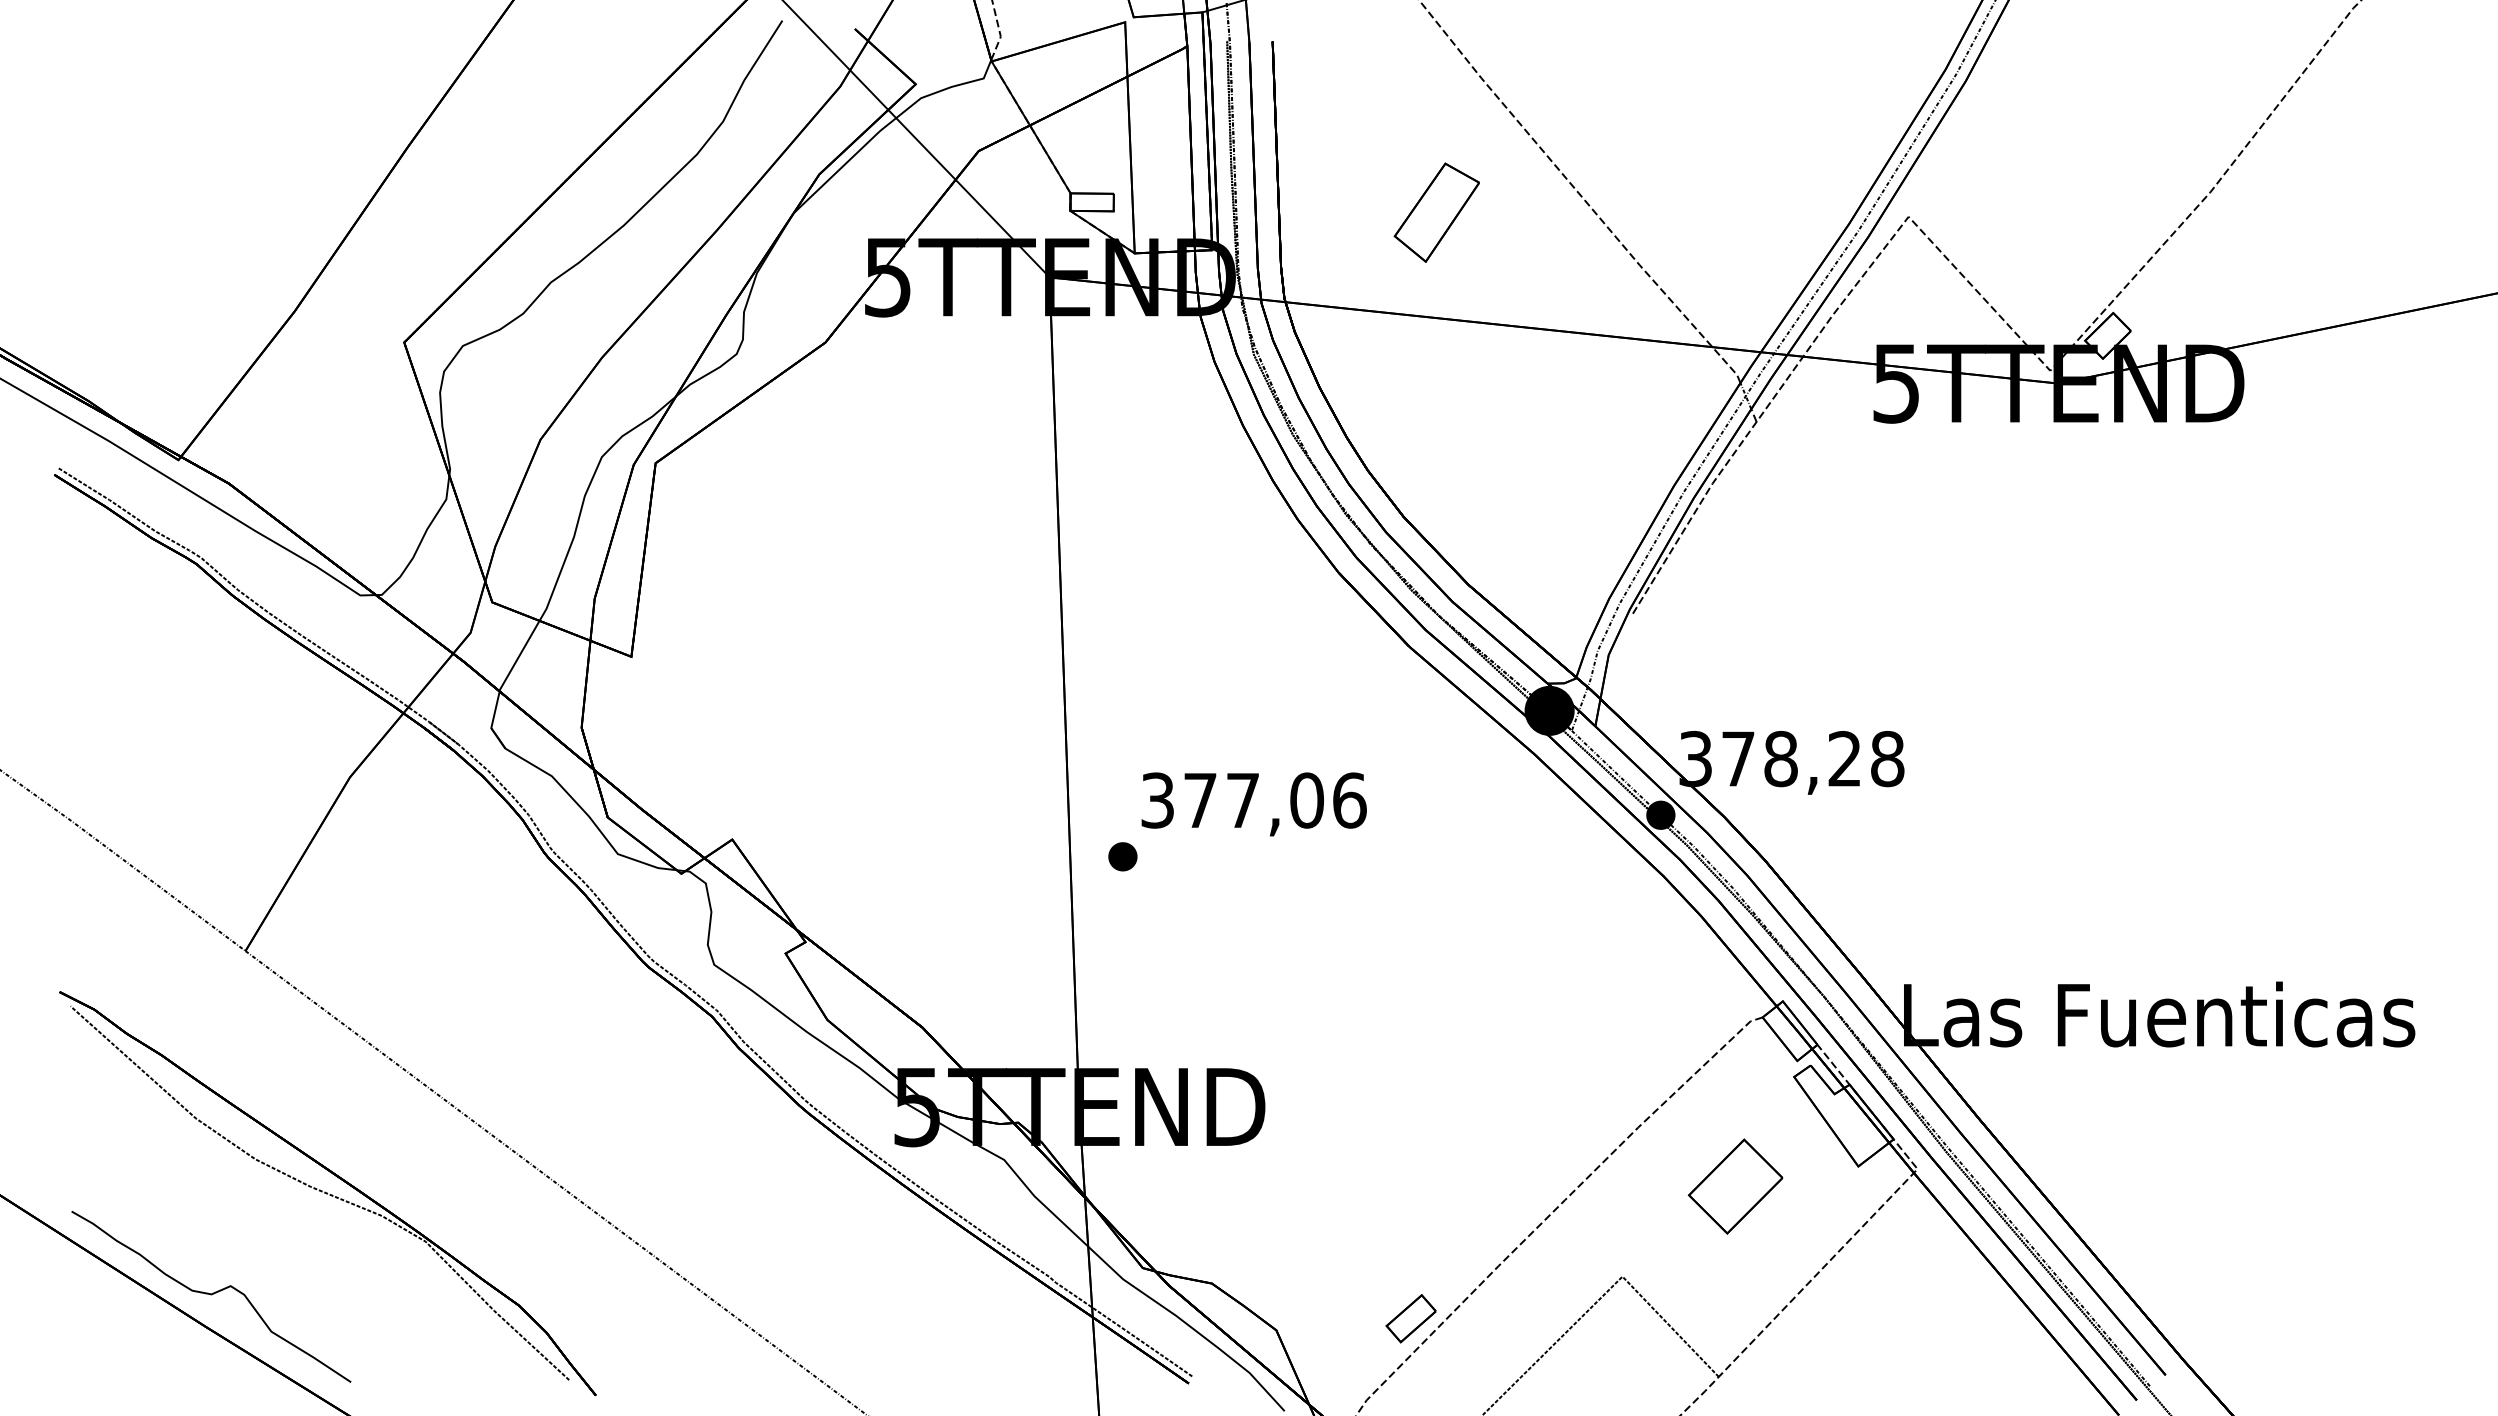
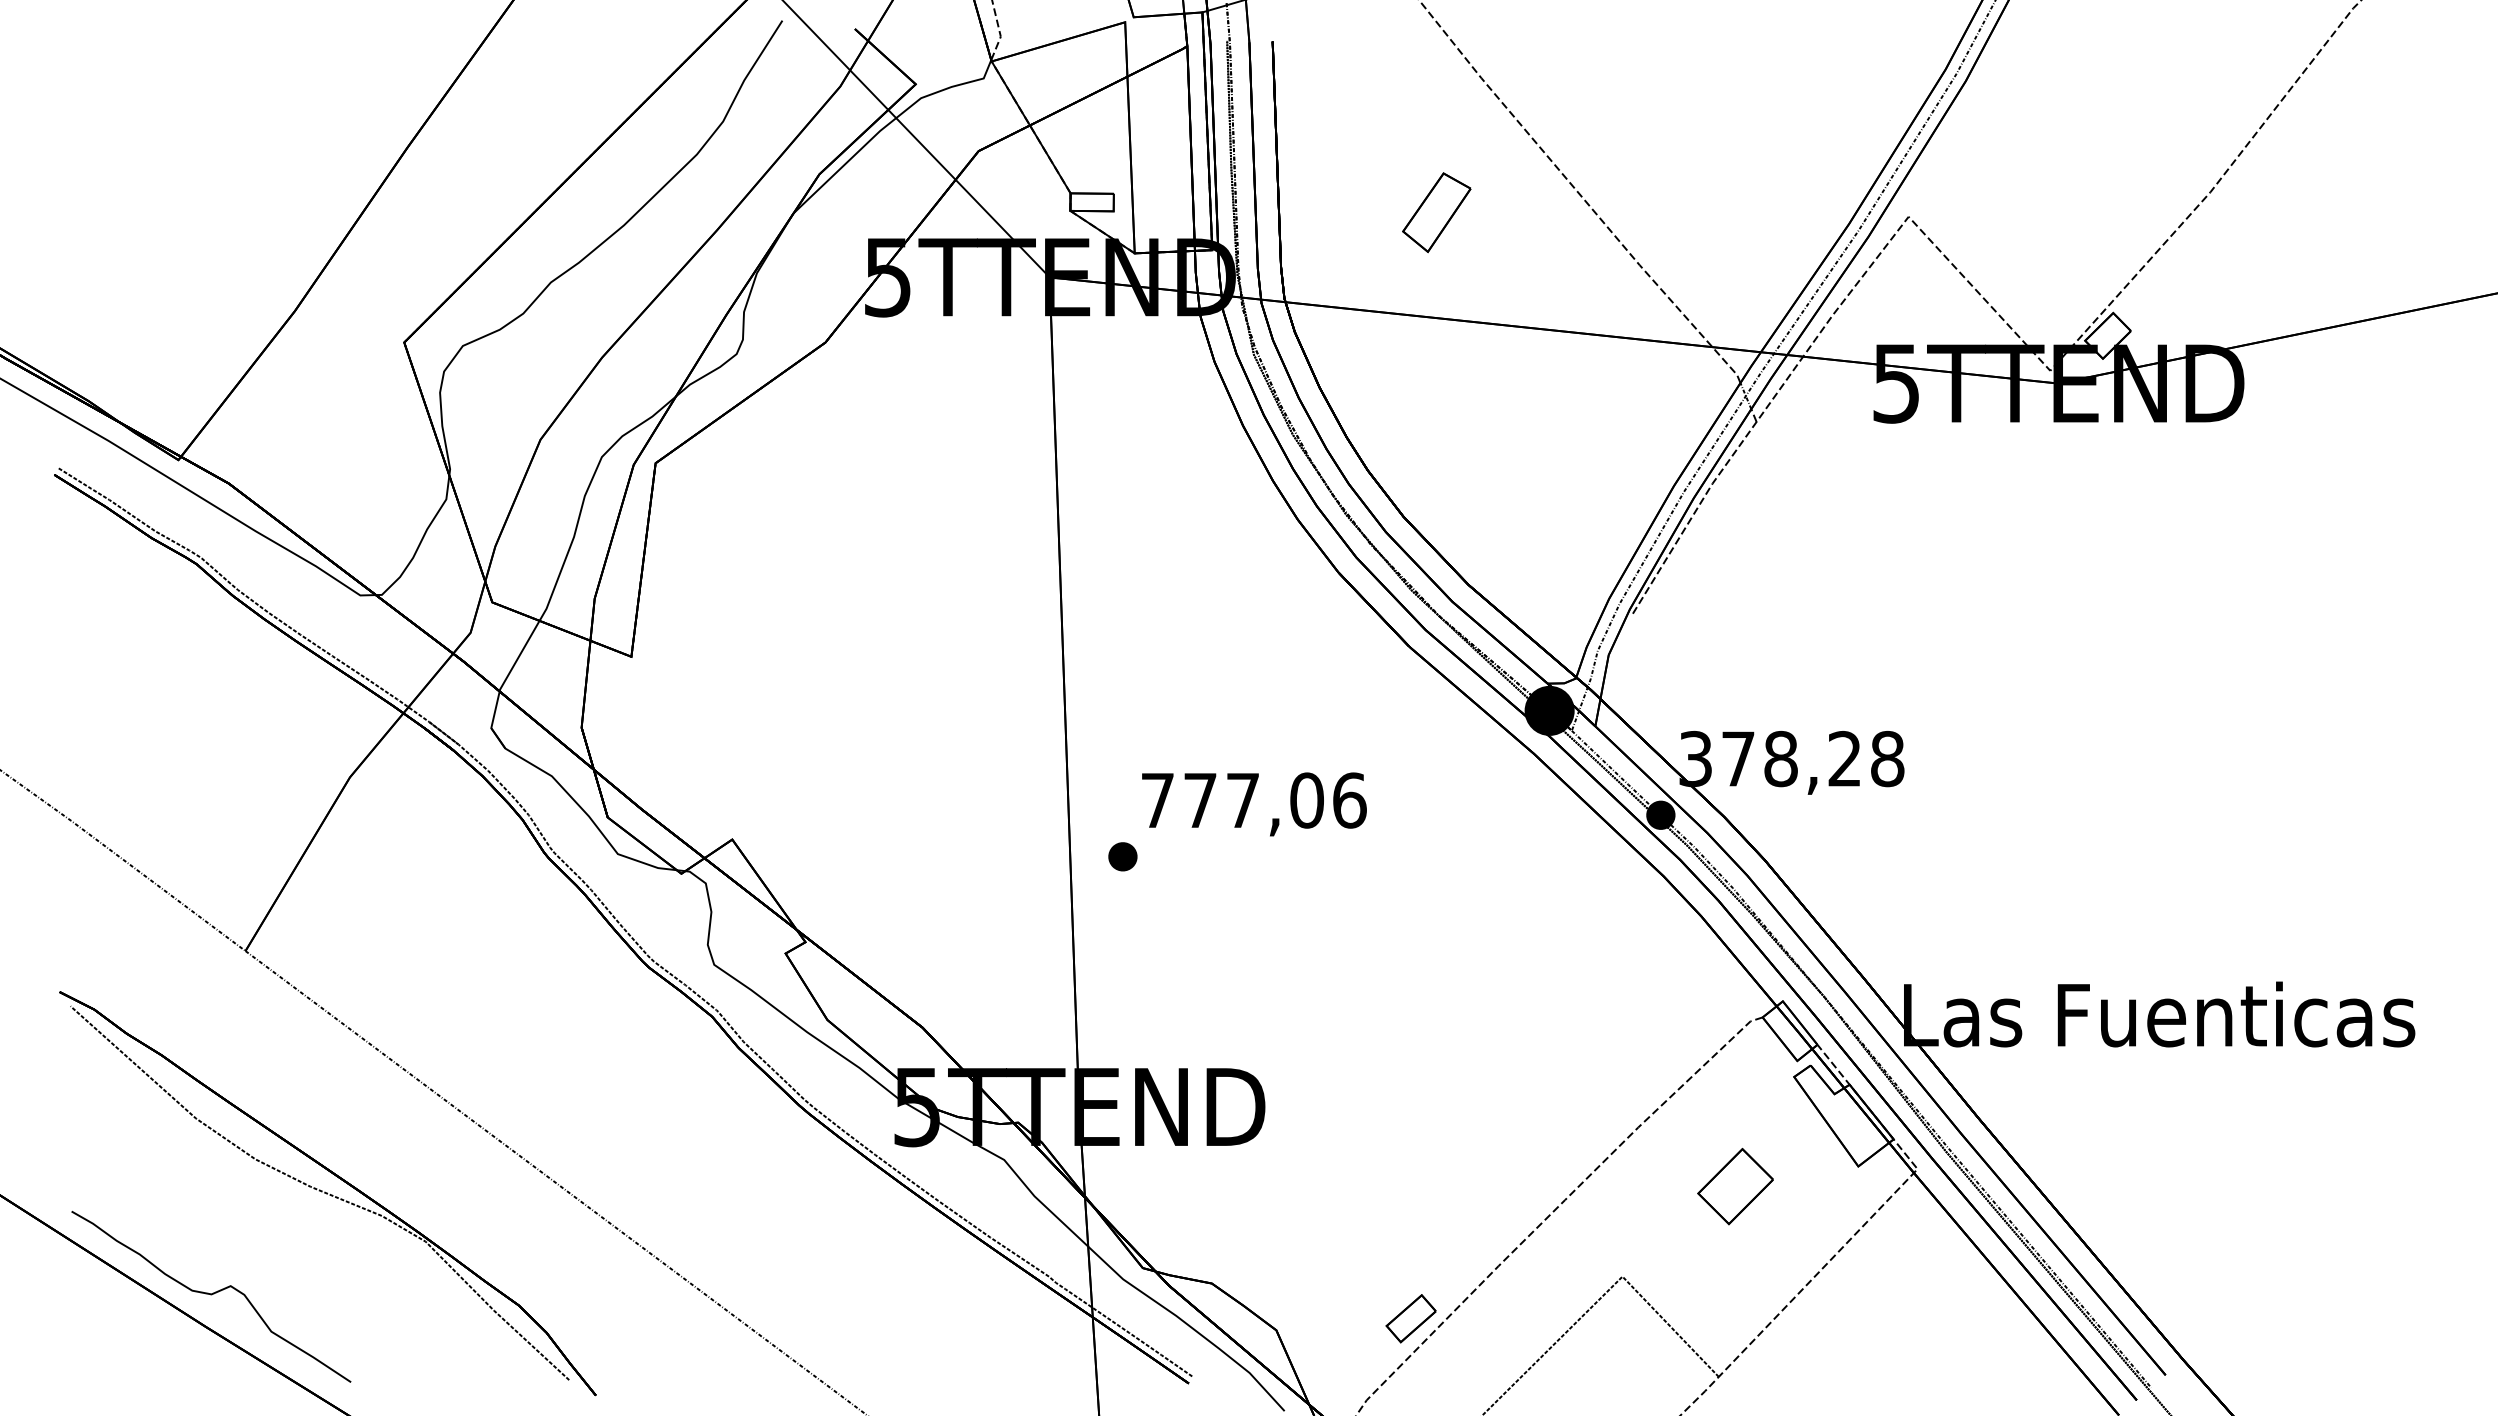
part size: 87x101 px -> 70x82 px (1436, 212)
text: 377,06 -> 777,06 (1157, 800)
part size: 97x97 px -> 77x78 px (1735, 1186)
